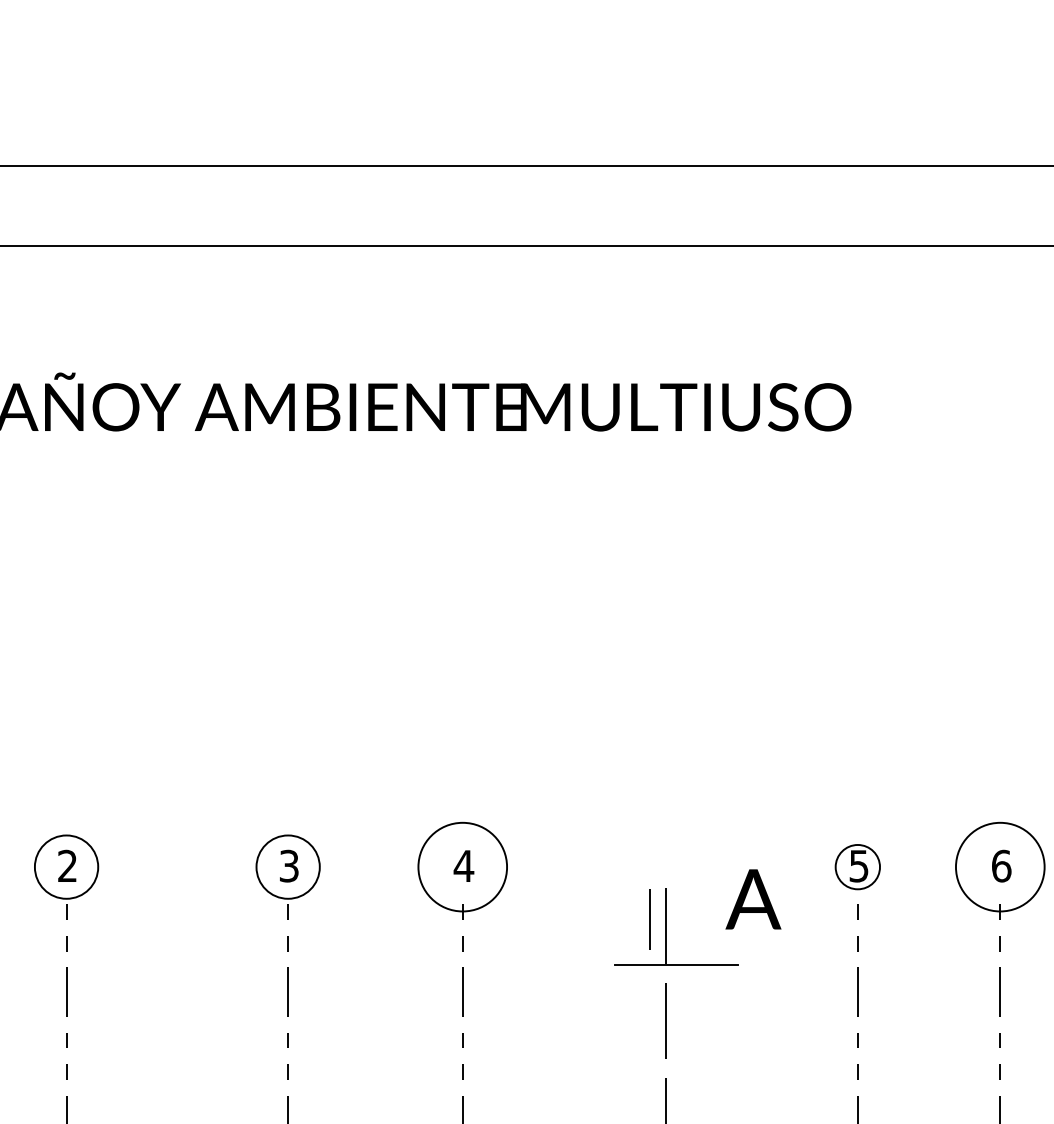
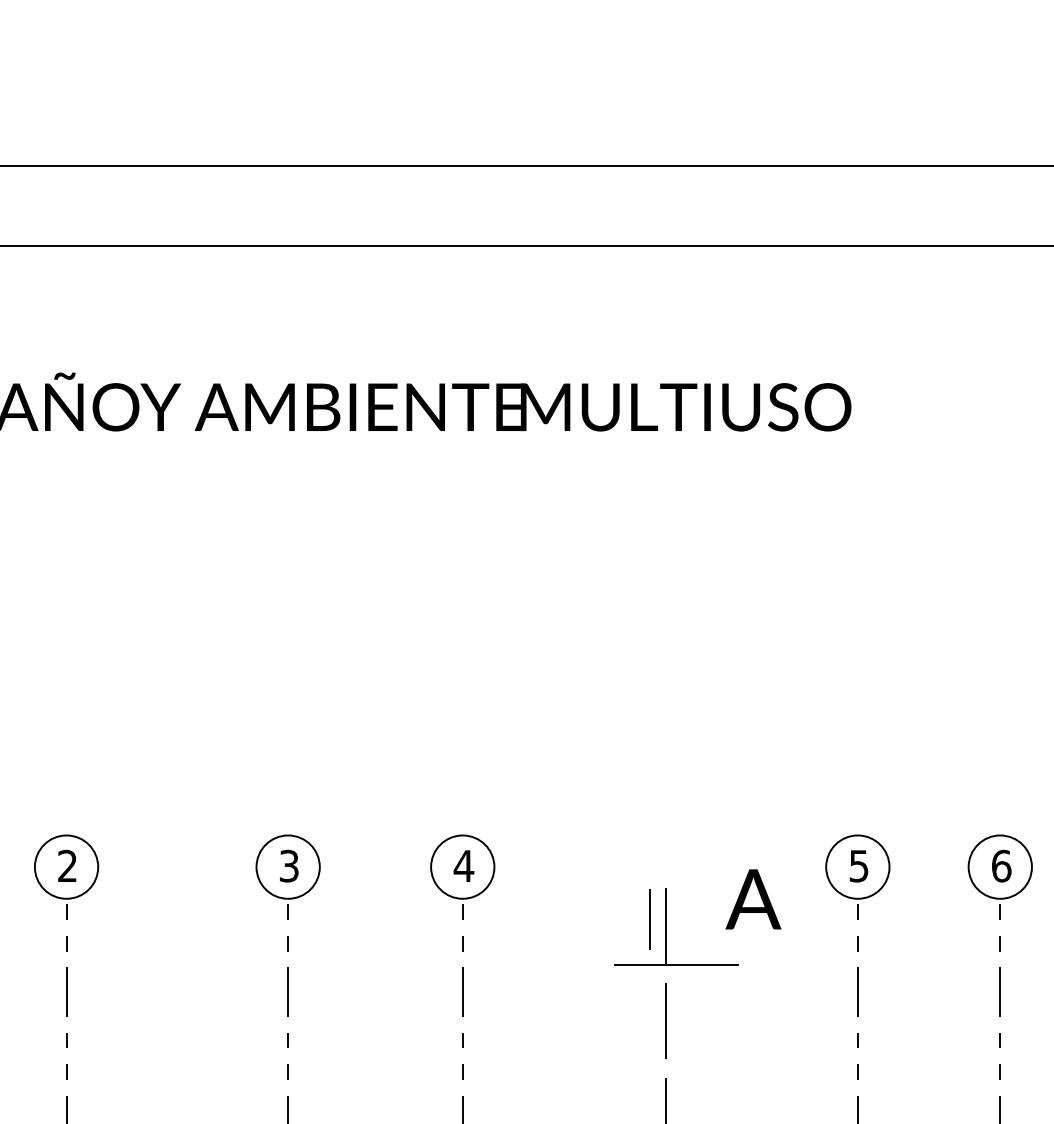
circle diameter: 89 px -> 63 px (462, 866)
circle diameter: 44 px -> 63 px (857, 866)
circle diameter: 89 px -> 63 px (999, 866)
